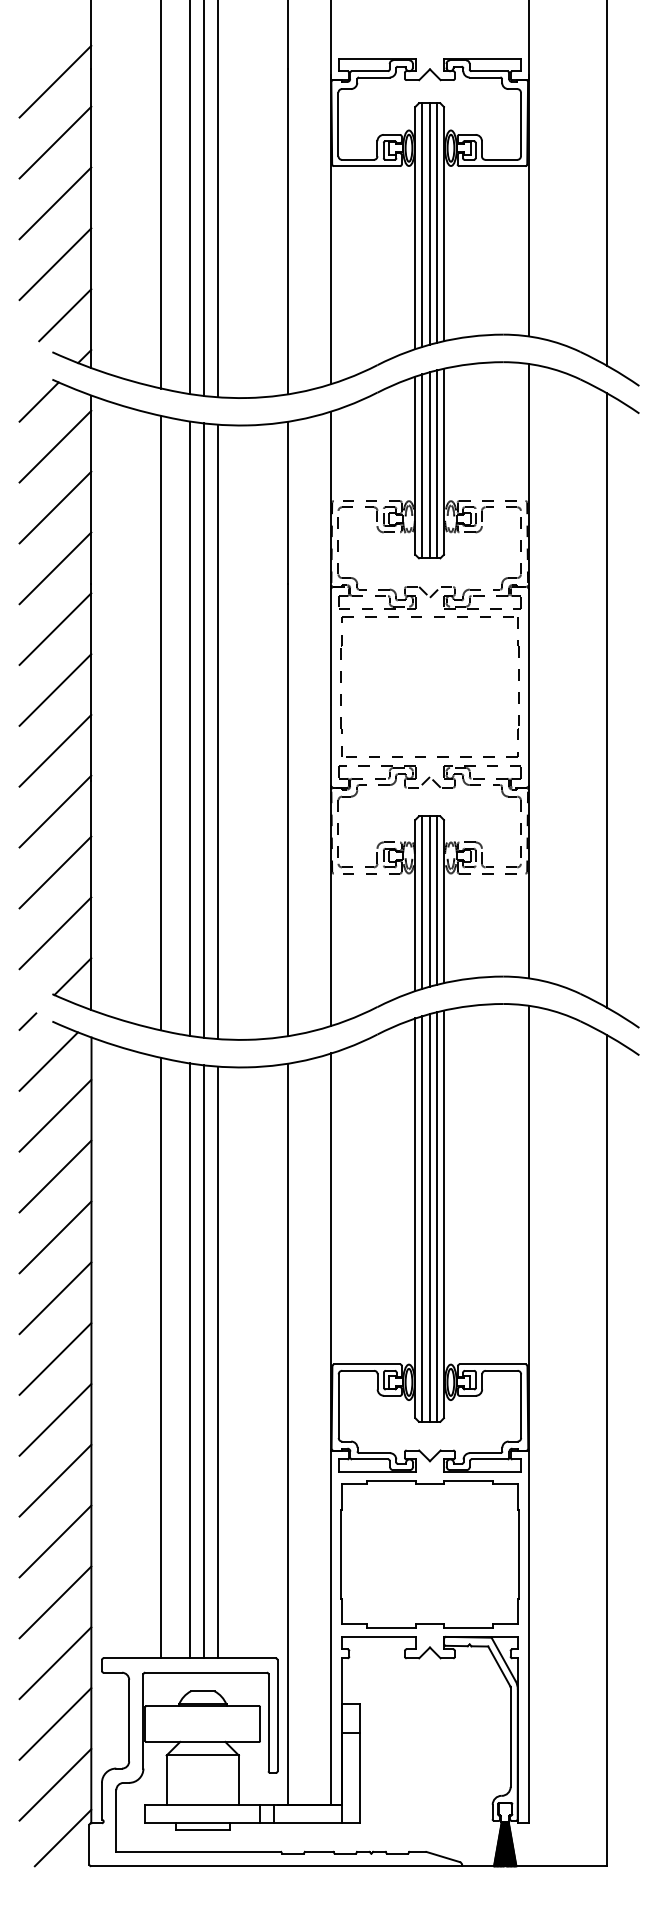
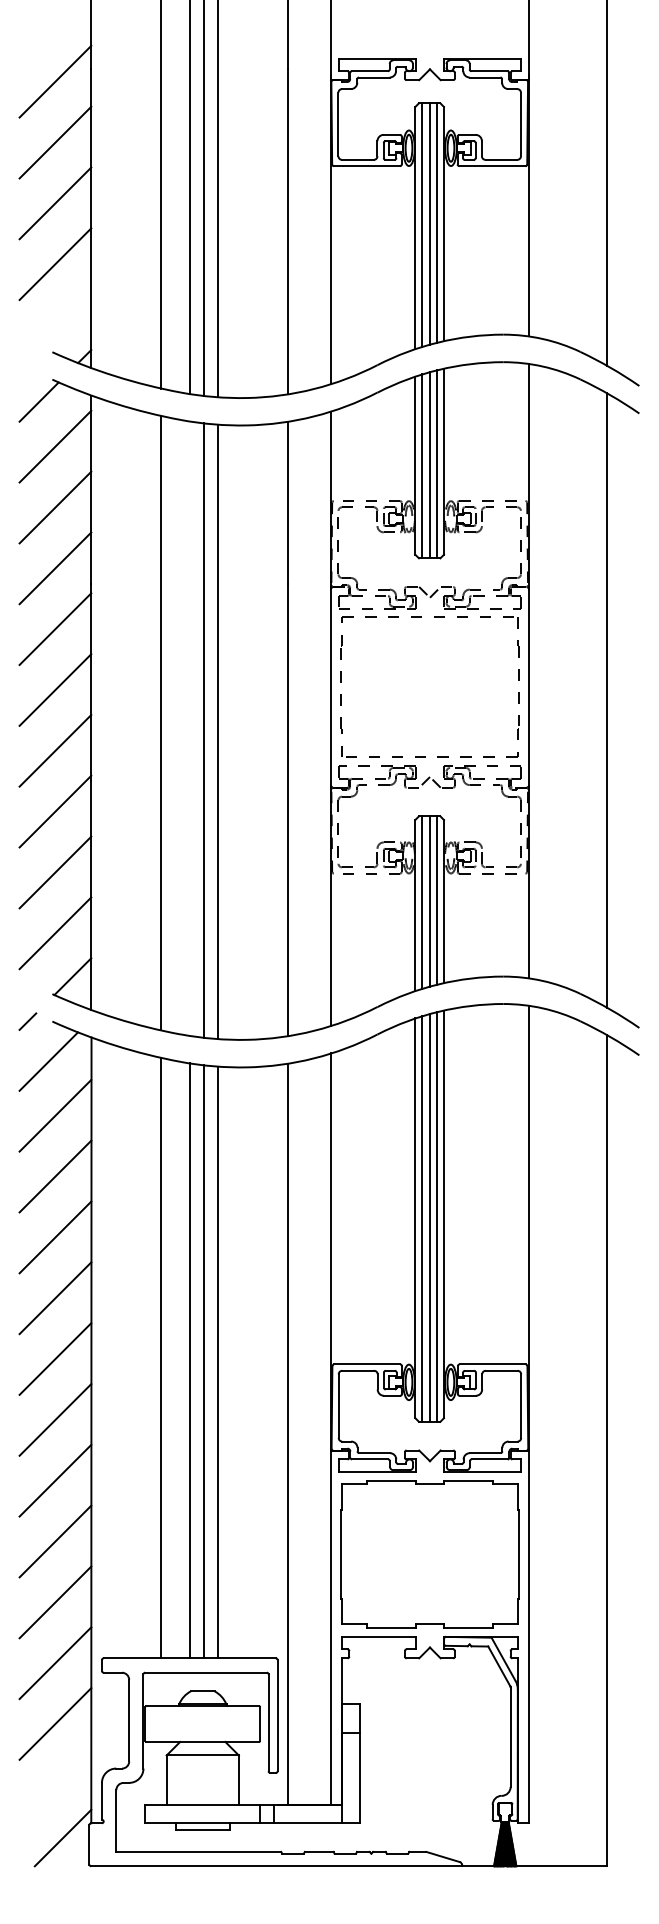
line: present -> none (65, 315)
line: present -> none (189, 728)
line: present -> none (55, 1784)
